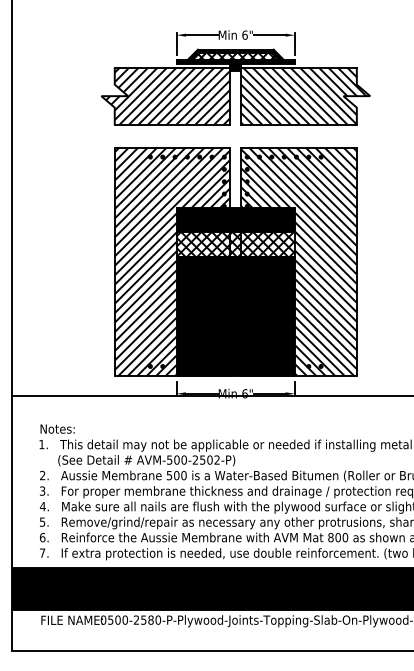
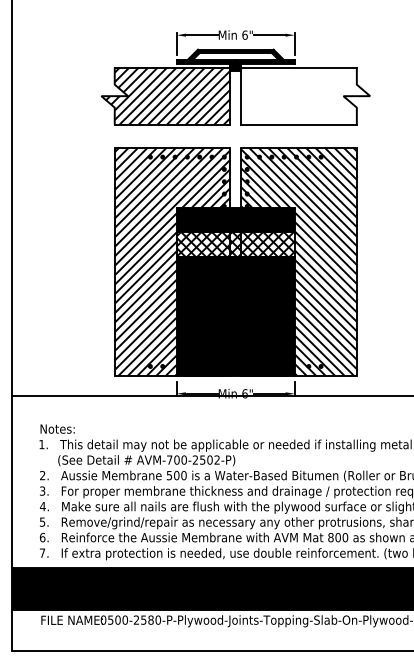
hatch: present -> none (234, 56)
hatch: present -> none (303, 95)
text: AVM-500-2502-P) -> AVM-700-2502-P) (169, 459)
